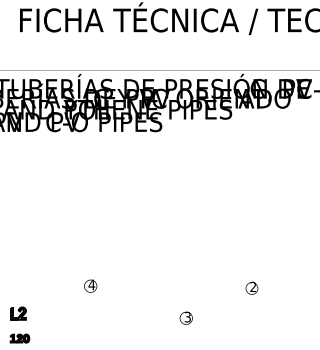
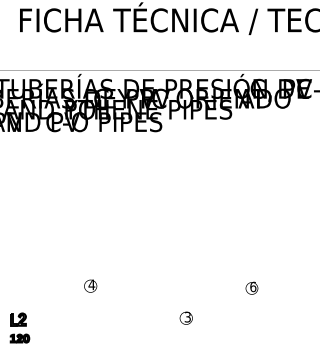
text: 2 -> 6 (253, 286)
part position: (18, 313) -> (18, 319) (18, 319)
